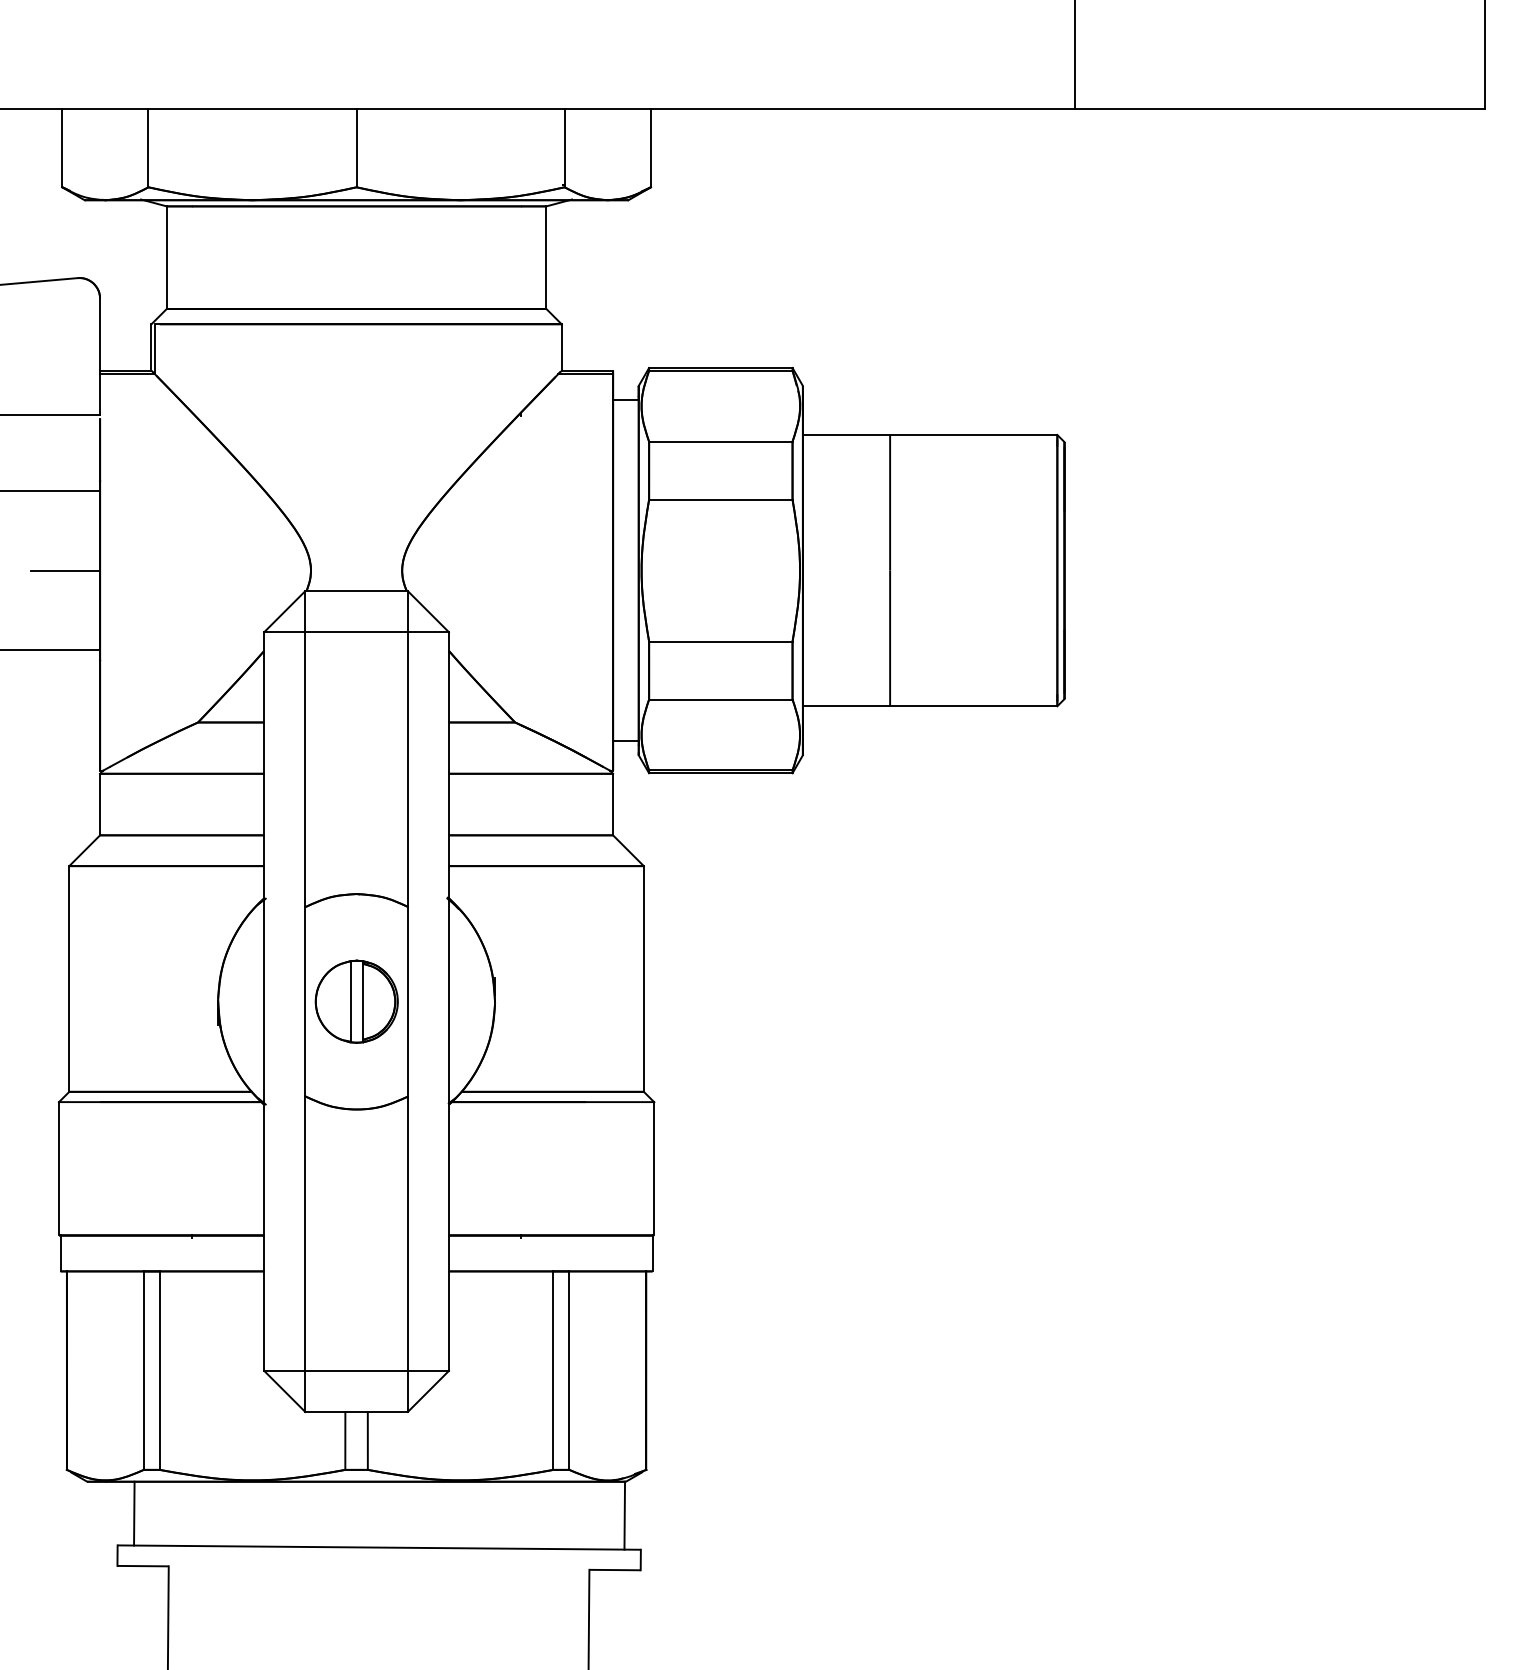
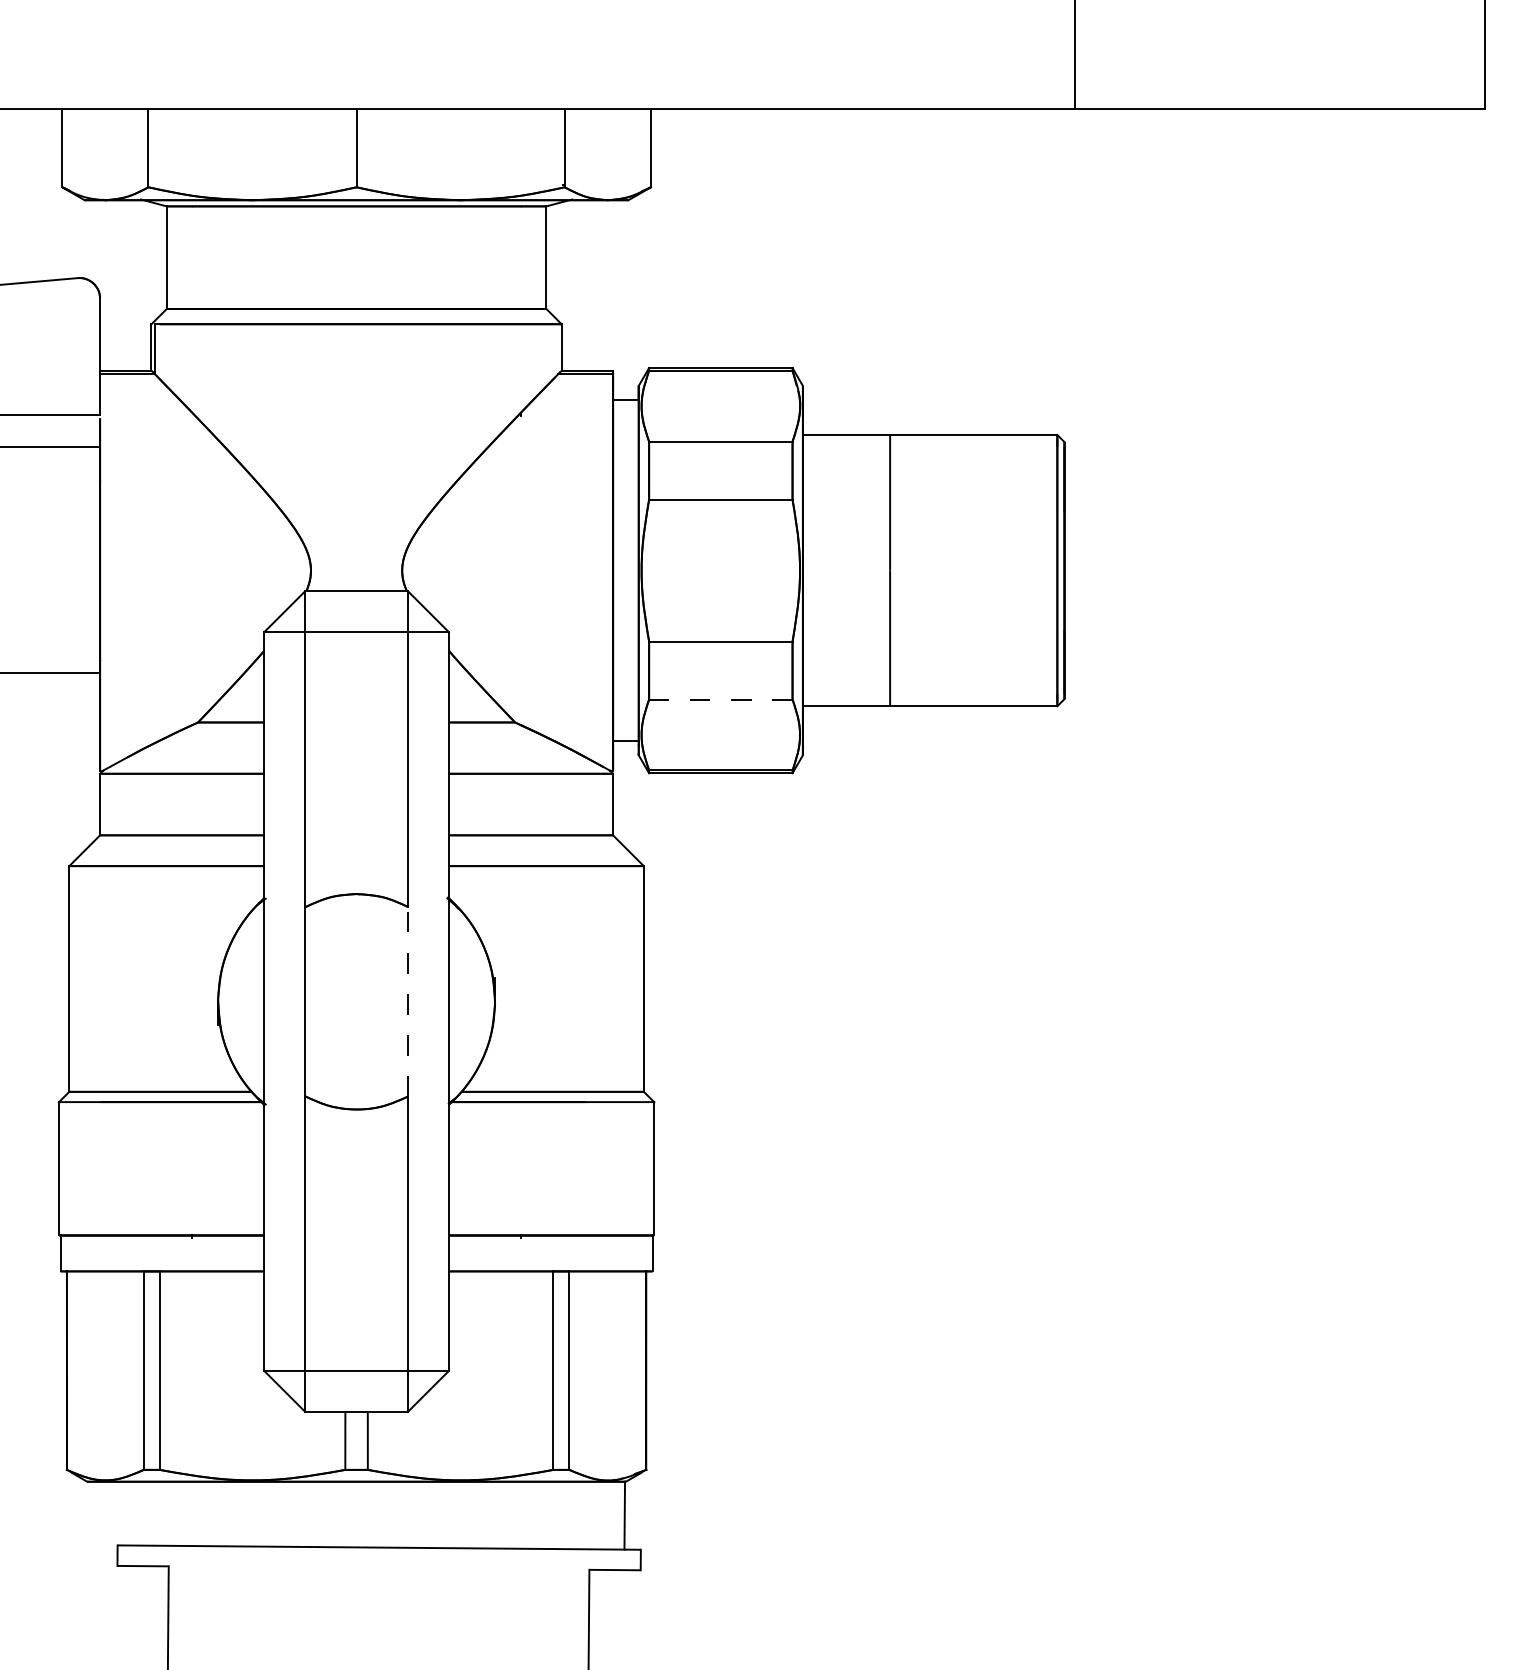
line position: (51, 491) -> (51, 447) (51, 447)
line: present -> none (65, 570)
line position: (51, 650) -> (51, 673) (51, 673)
line: solid -> dashed (720, 699)
part: present -> none (356, 1001)
line: solid -> dashed (407, 1001)
line: present -> none (134, 1513)
